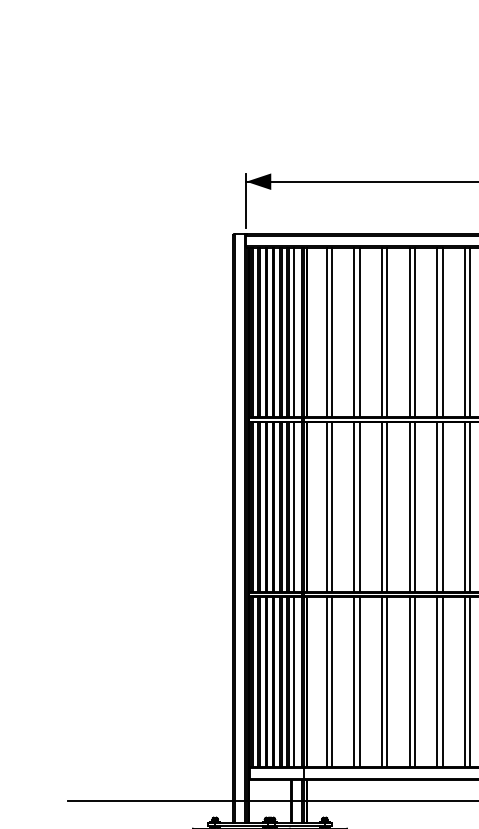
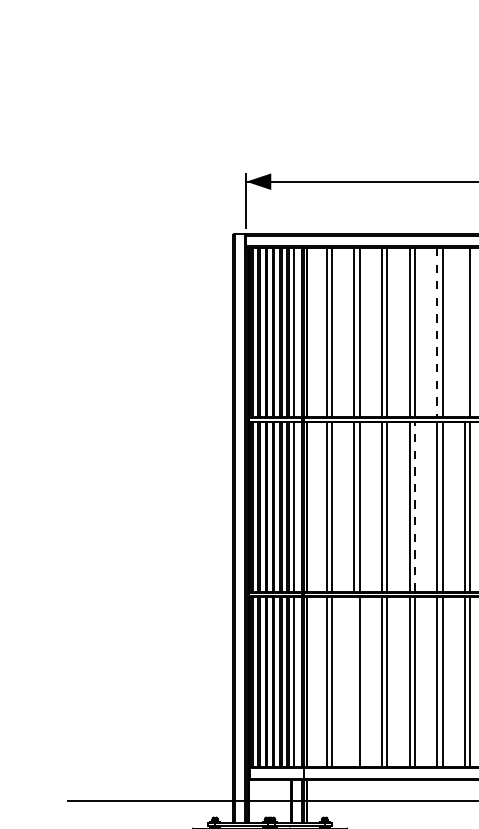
line: present -> none (464, 331)
line: solid -> dashed (437, 332)
line: solid -> dashed (415, 507)
line: present -> none (354, 681)
